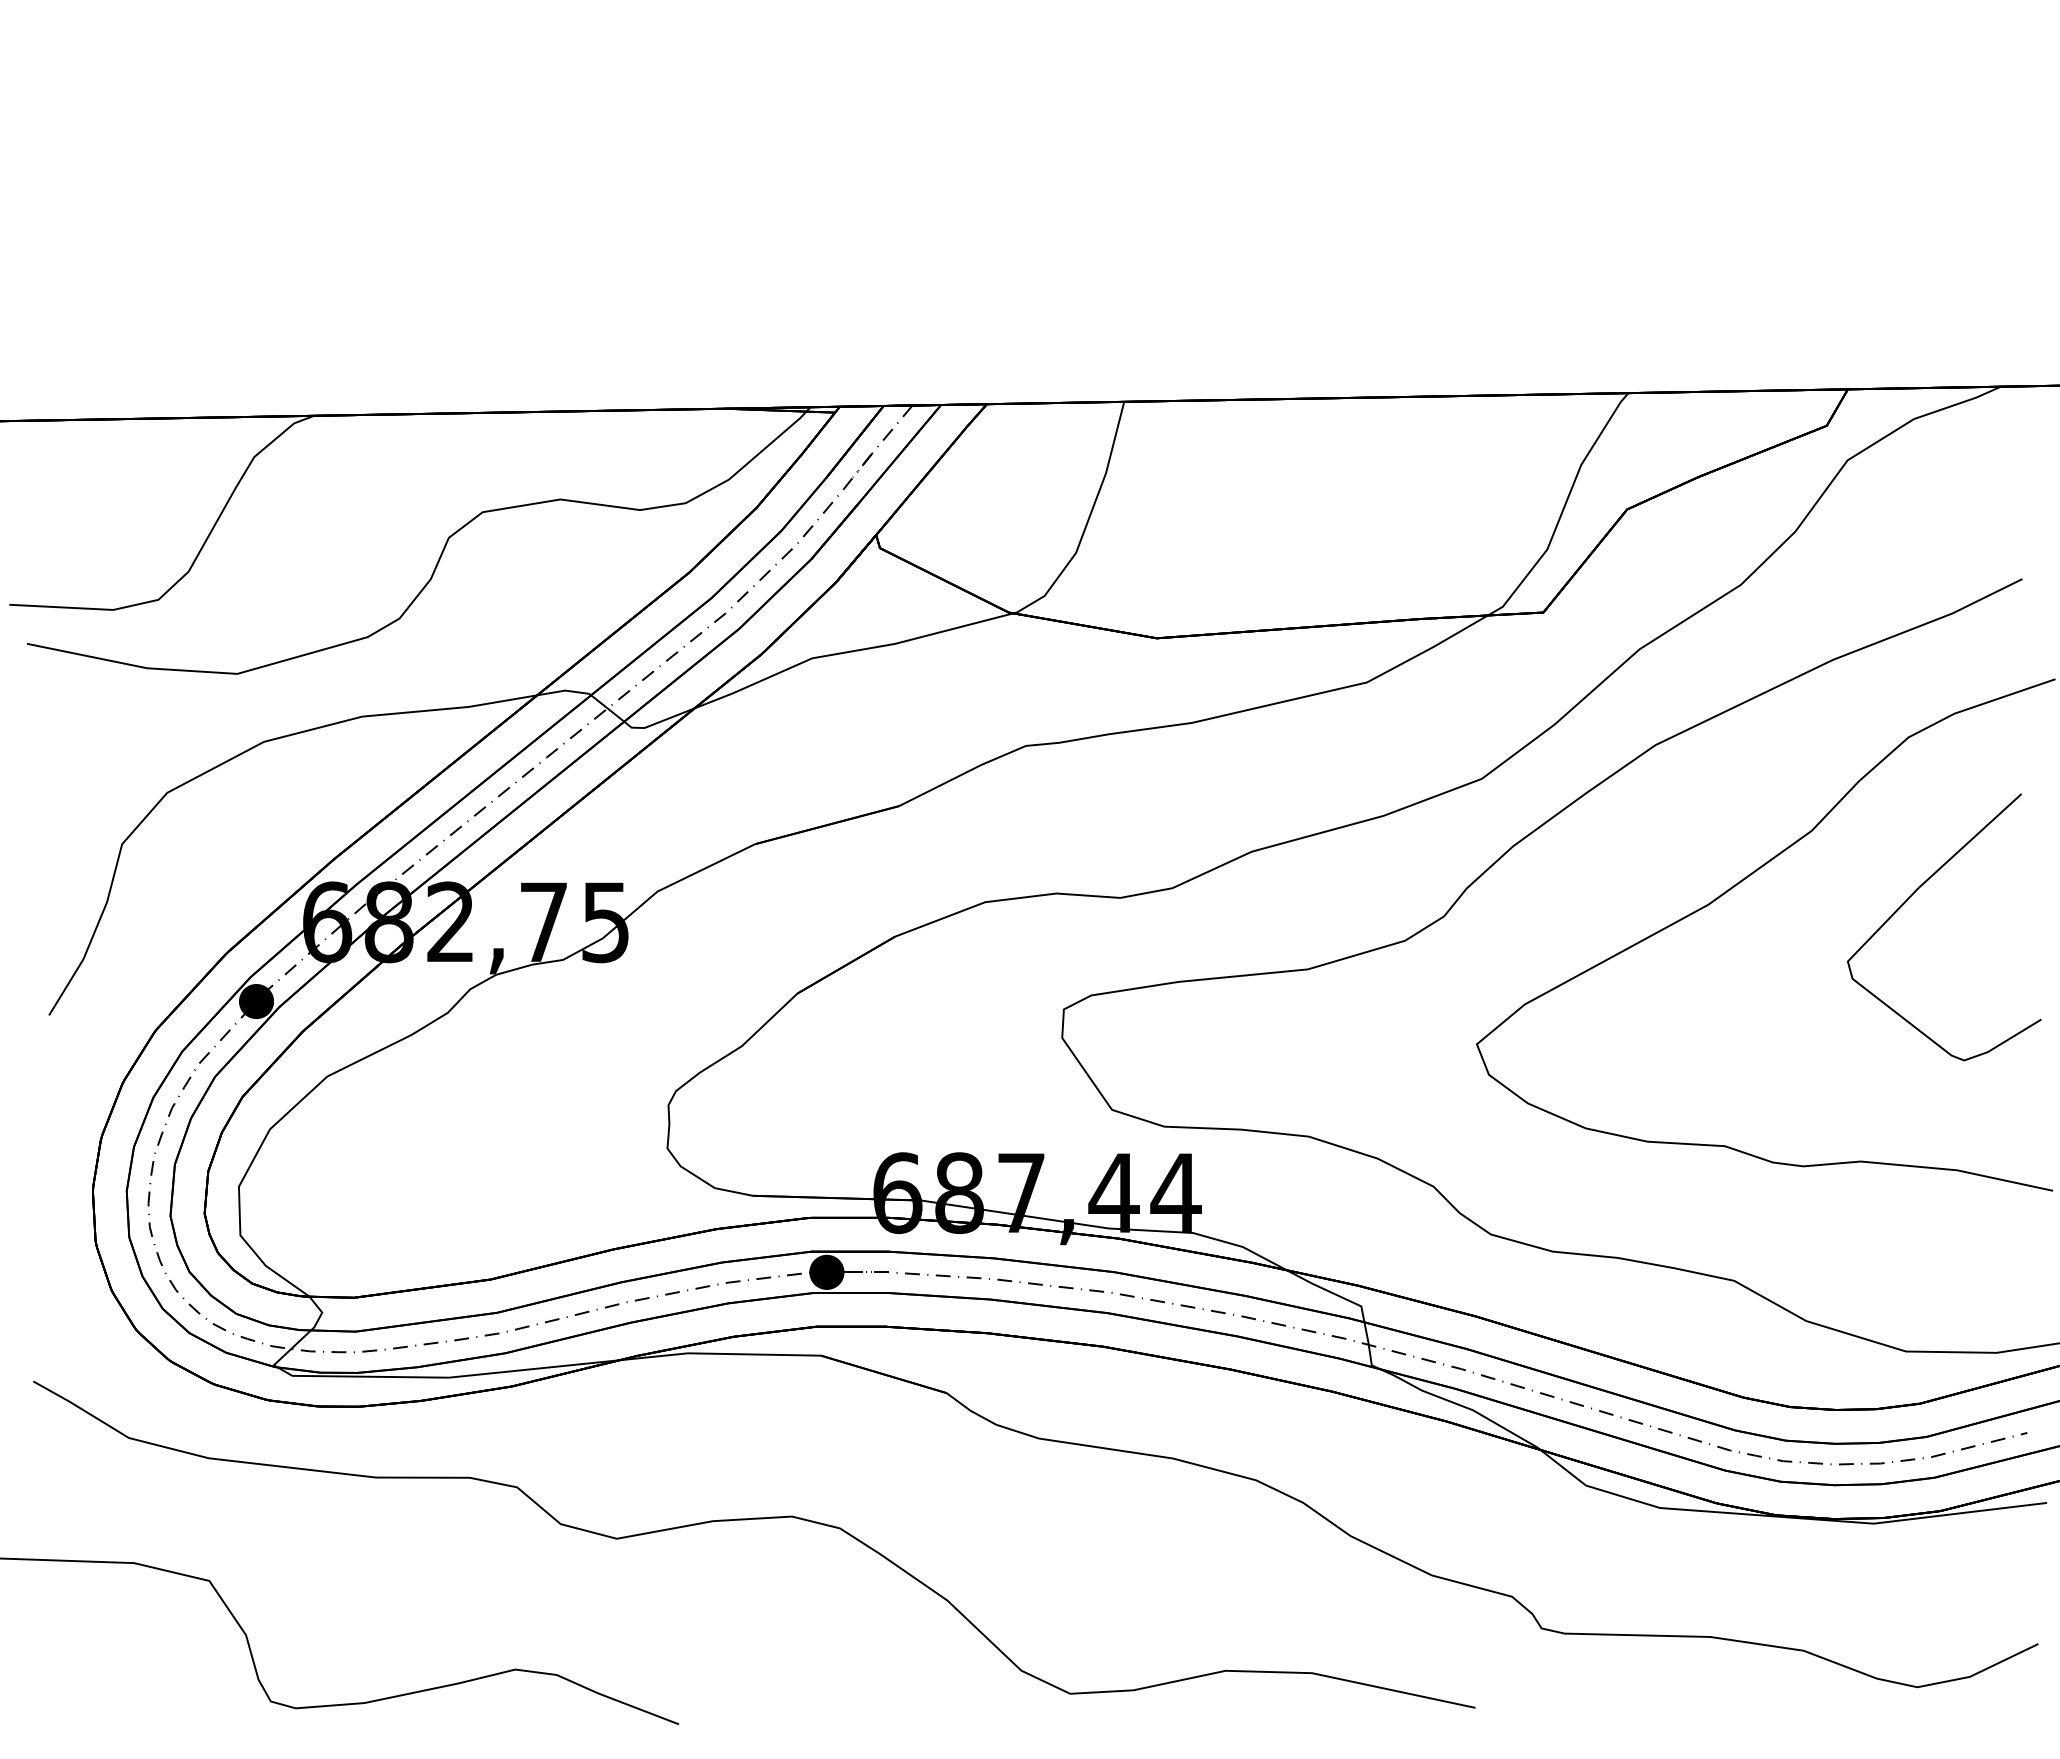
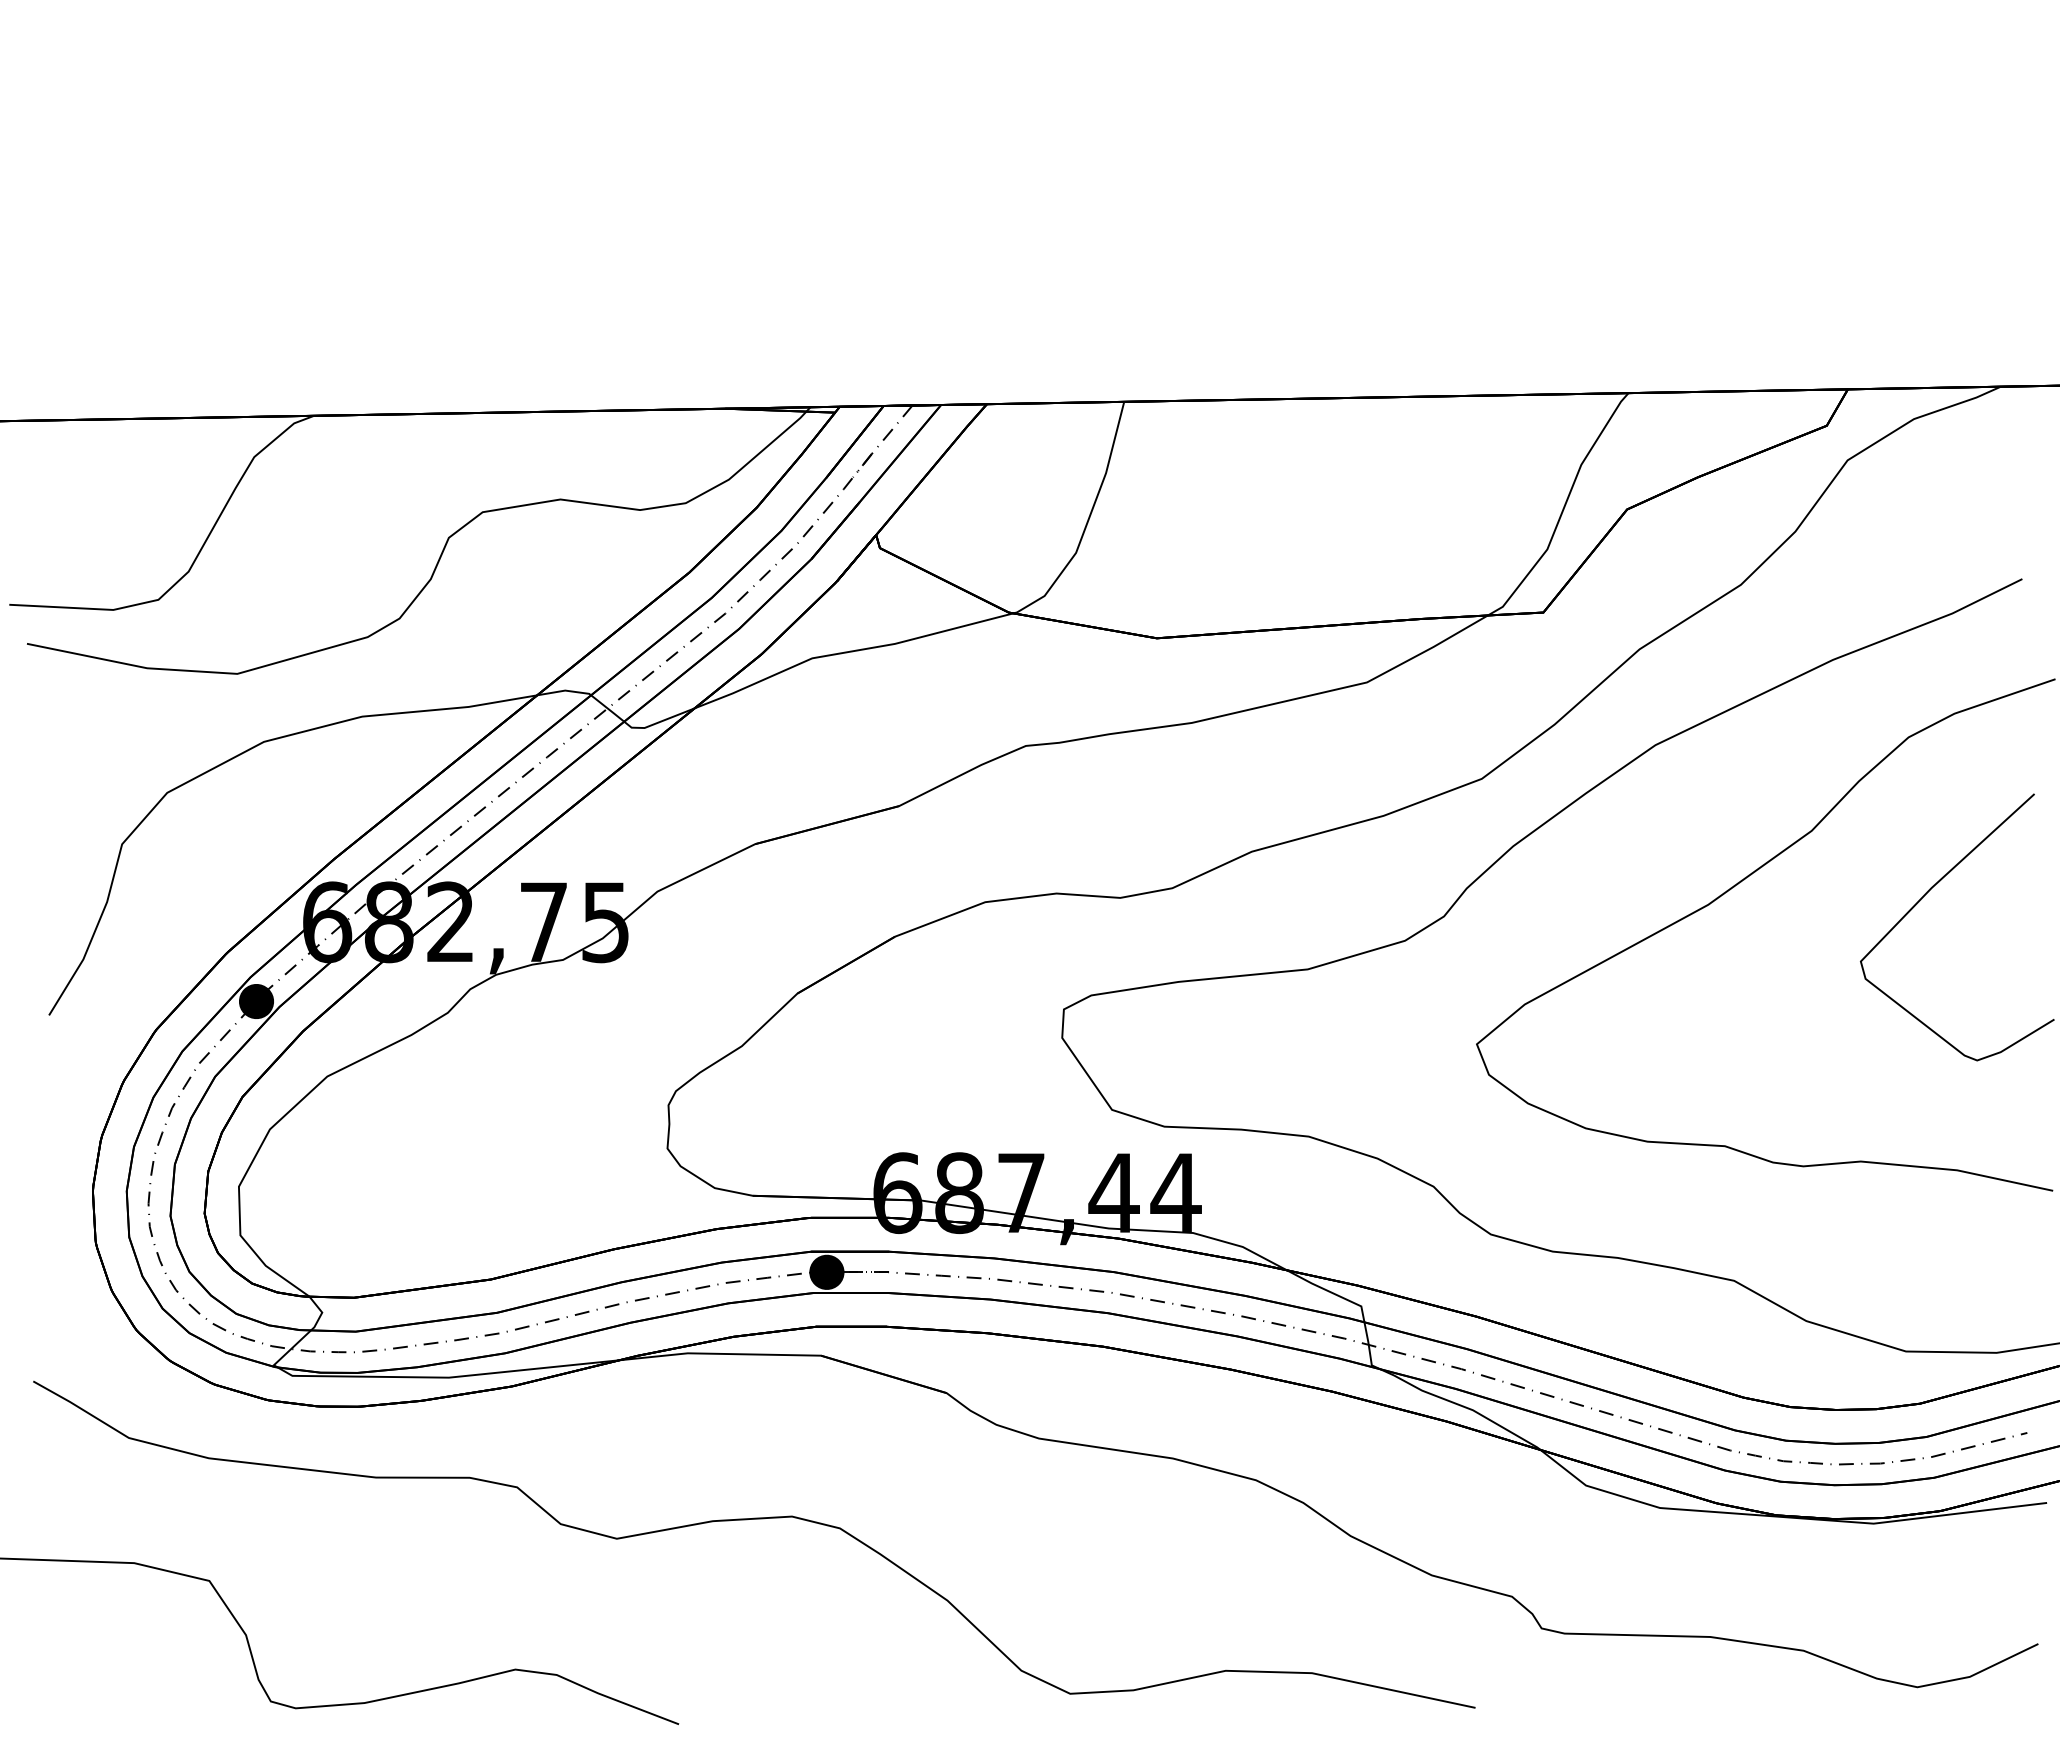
curve position: (1907, 901) -> (1920, 901) (1920, 901)
